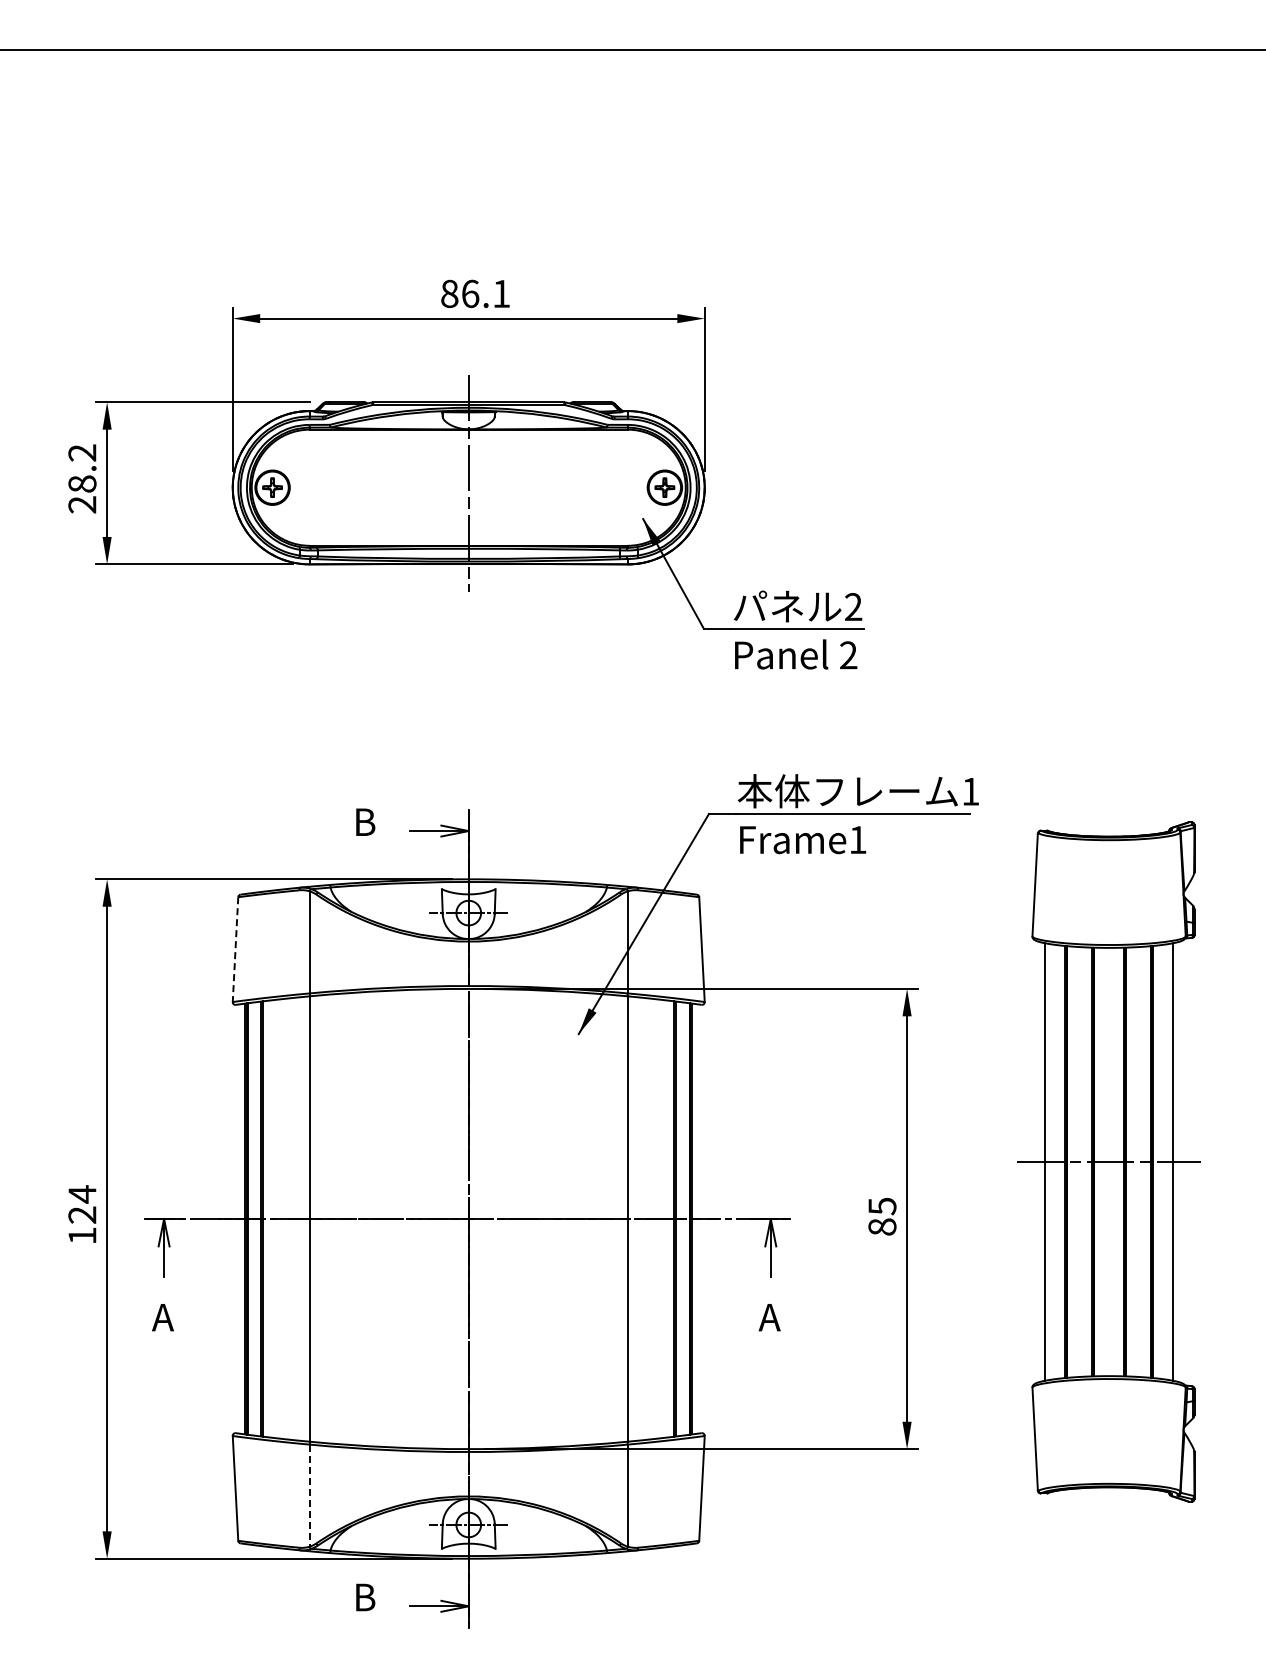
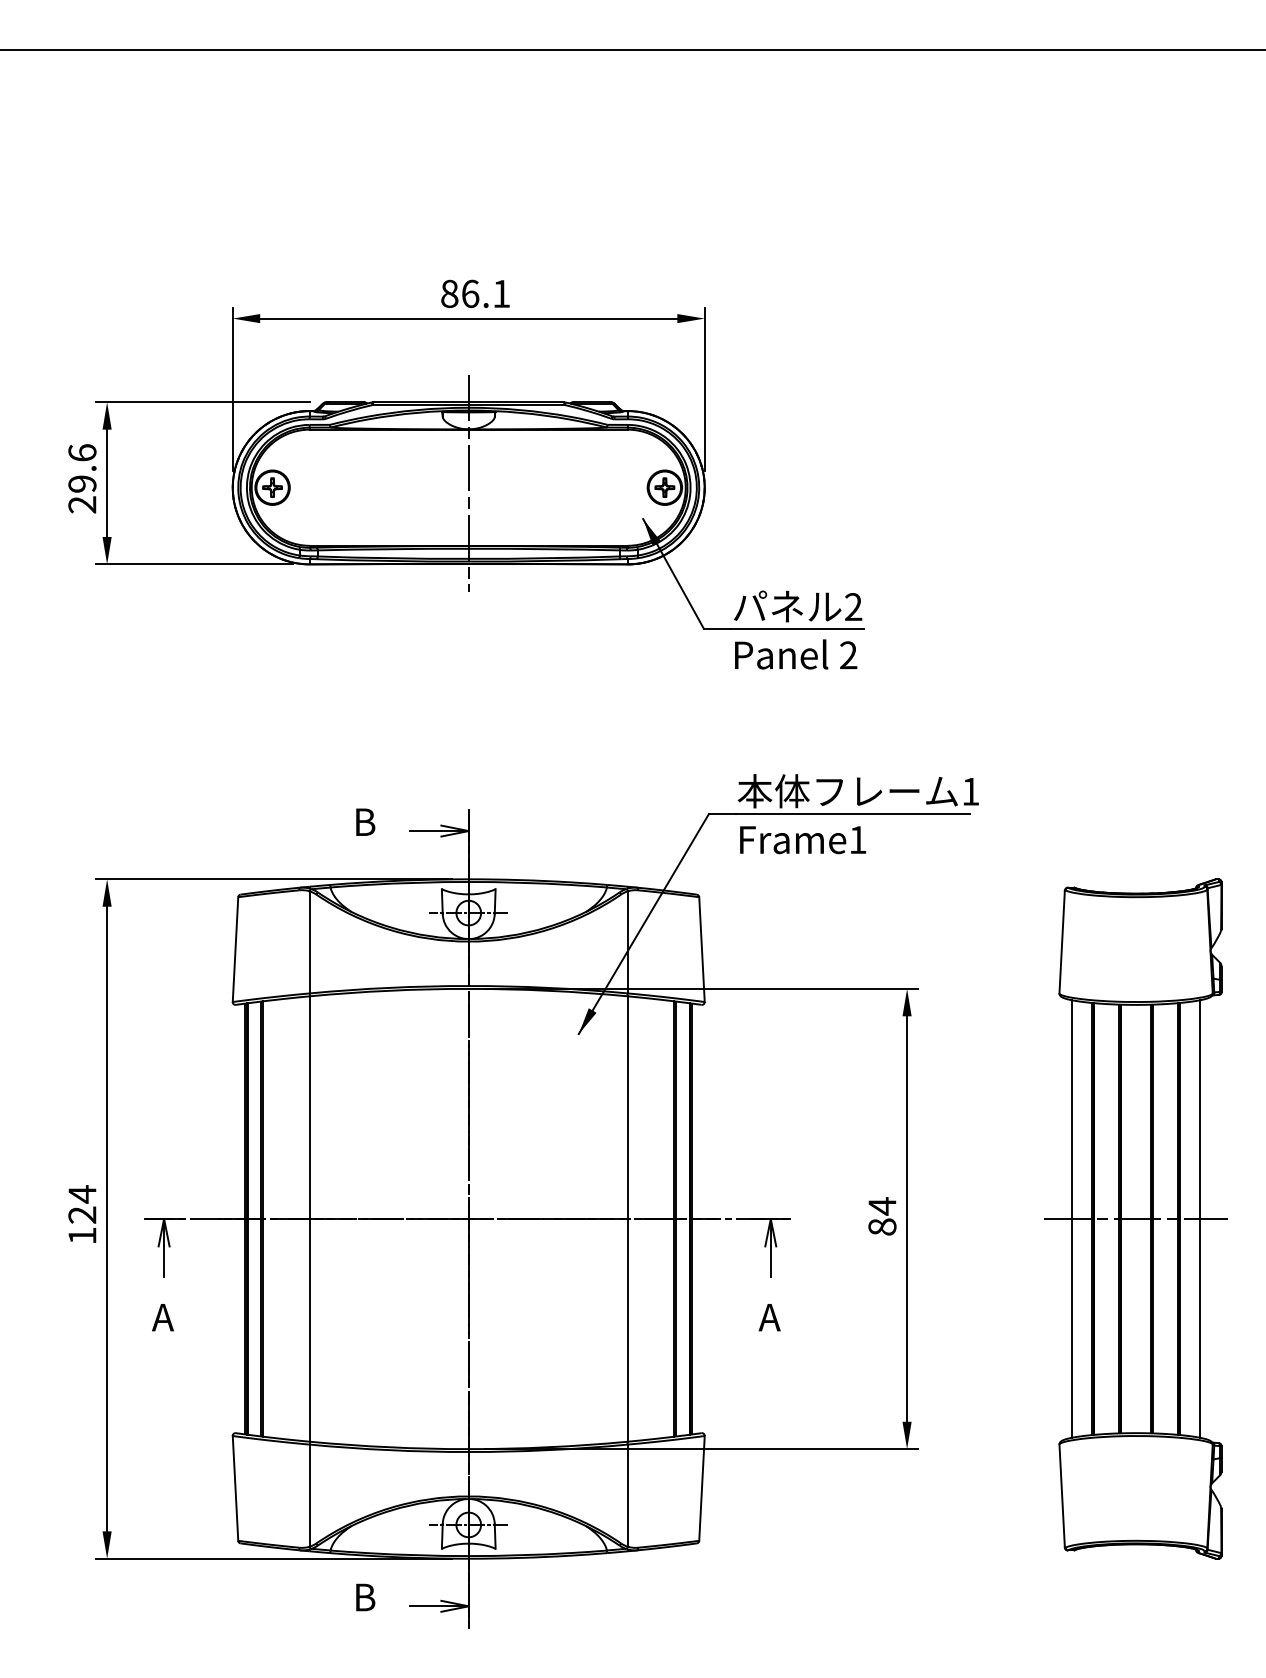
text: 28.2 -> 29.6 (82, 468)
line: dashed -> solid (235, 950)
part position: (1108, 1161) -> (1135, 1218) (1135, 1218)
text: 85 -> 84 (882, 1206)
line: dashed -> solid (309, 1496)
